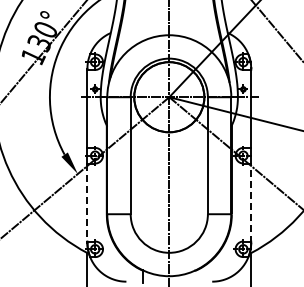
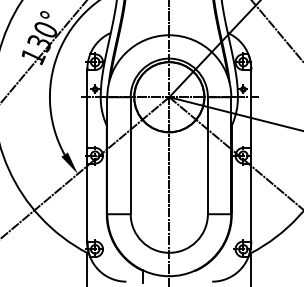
line: dashed -> solid (87, 203)
line: dashed -> solid (251, 203)
